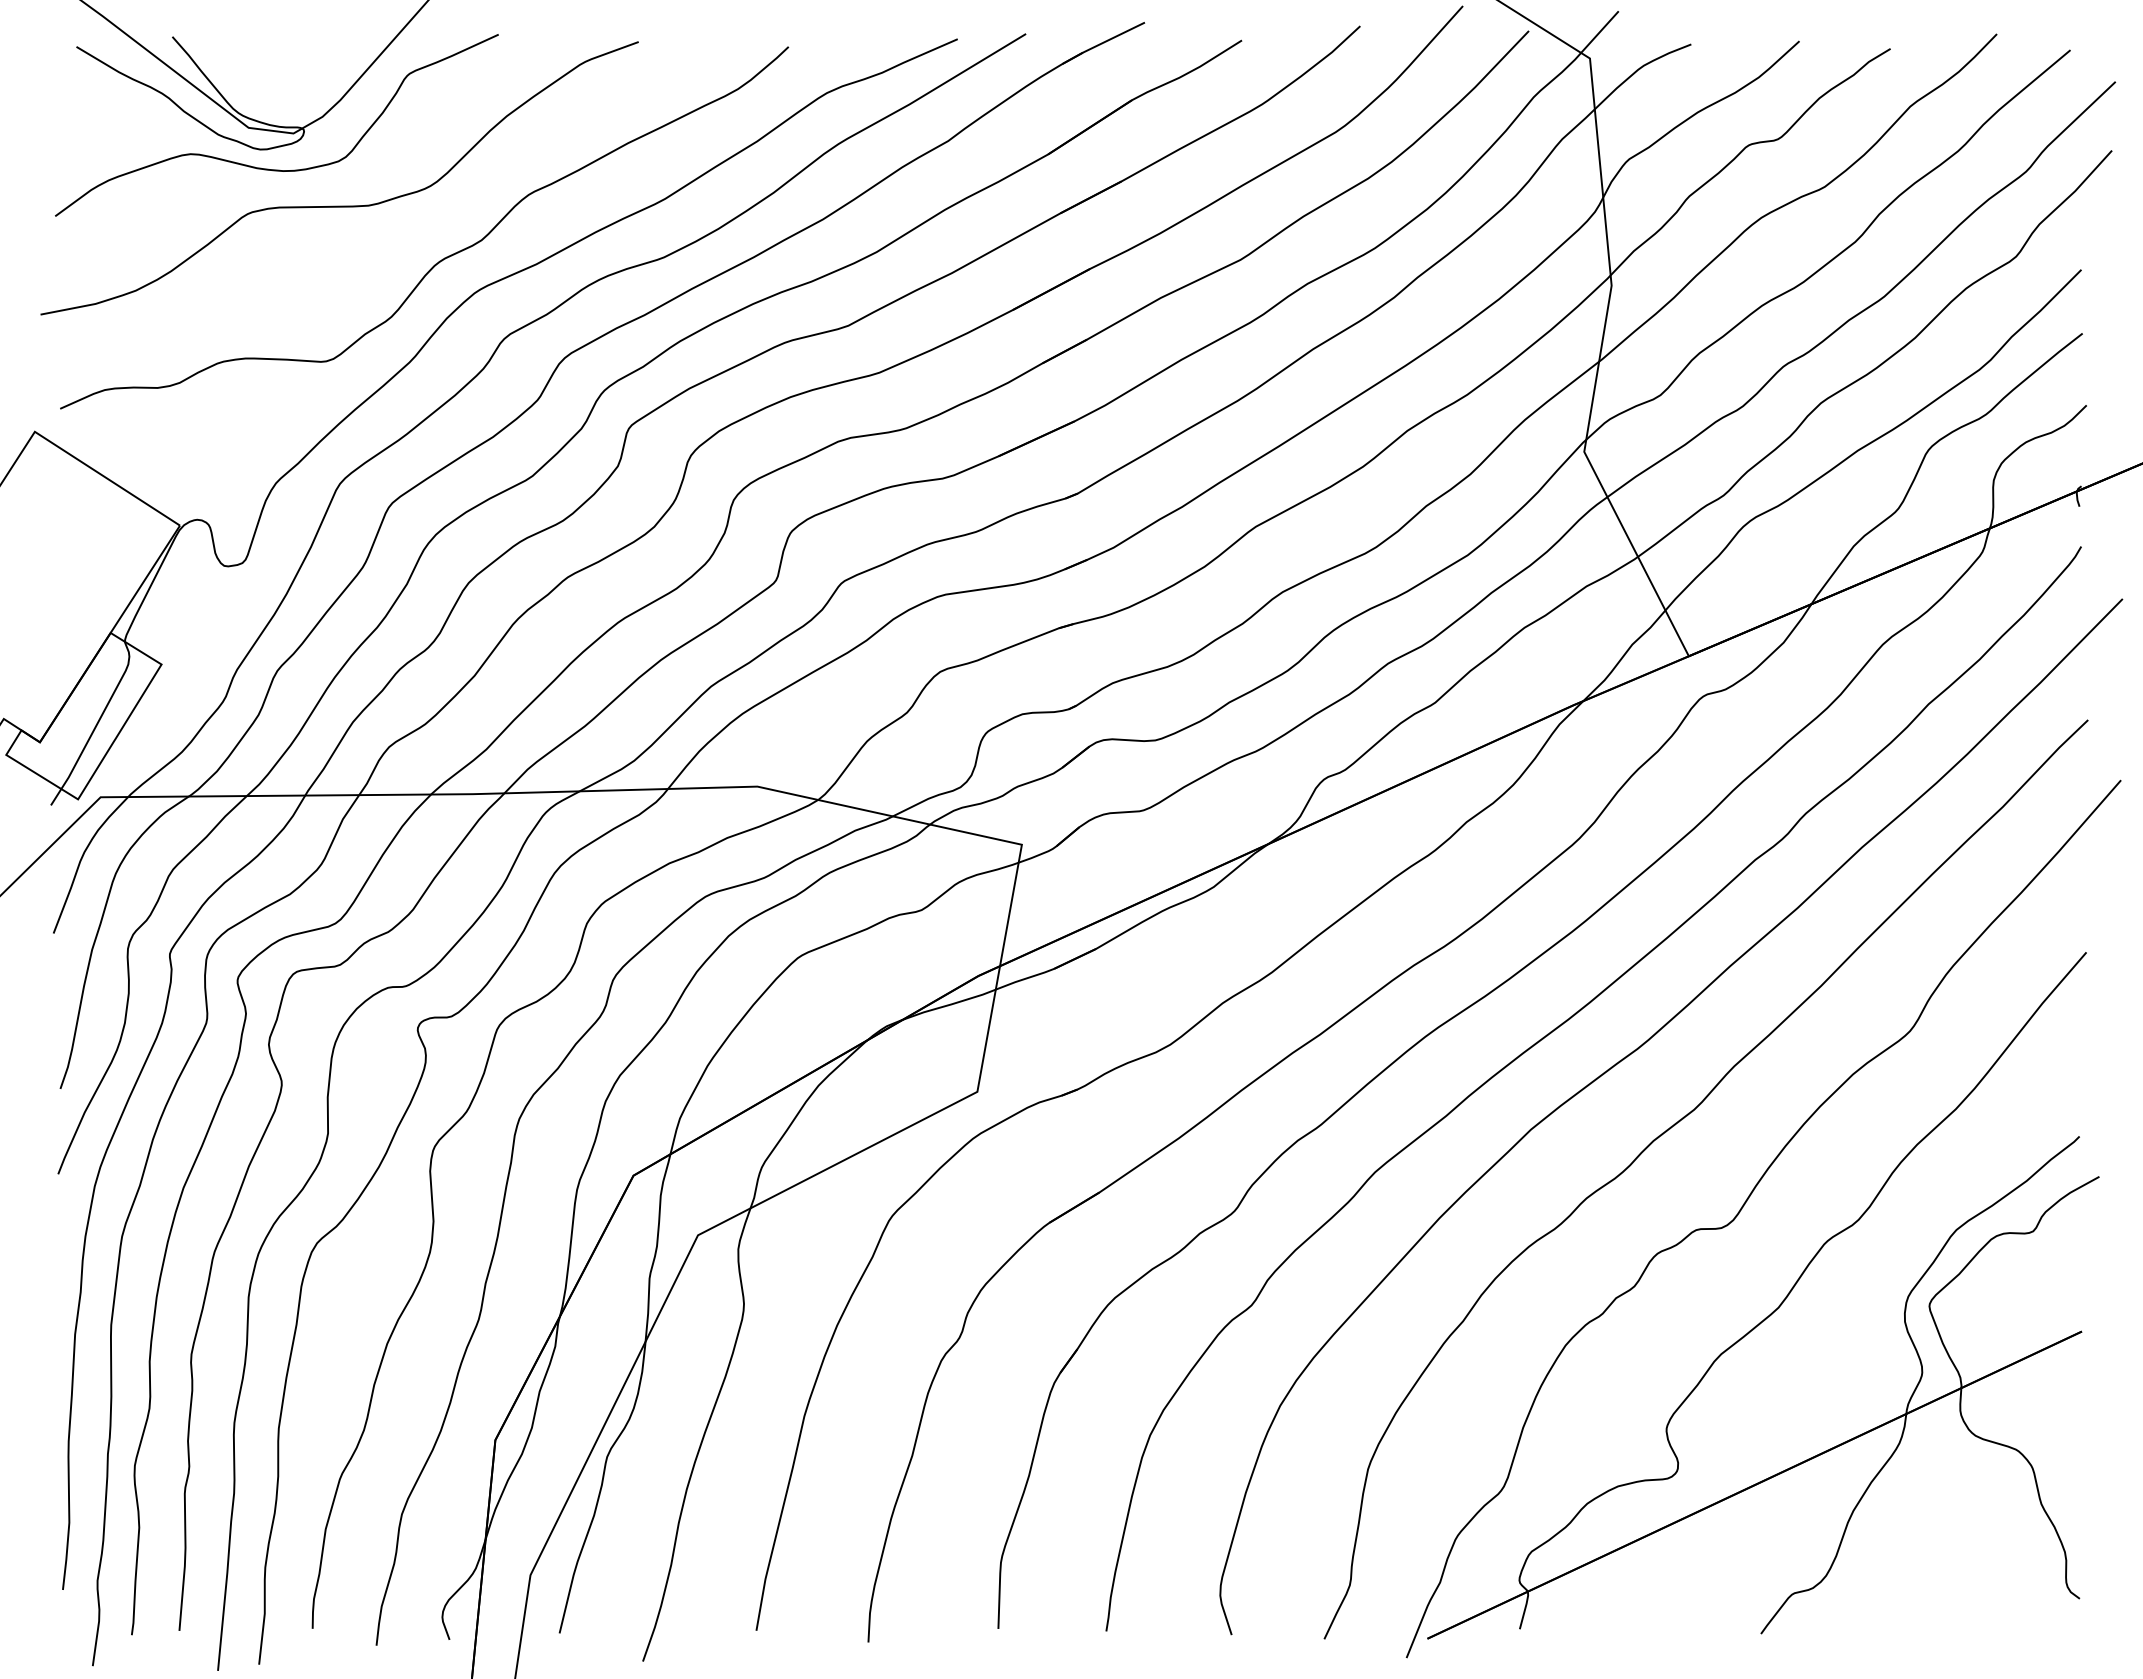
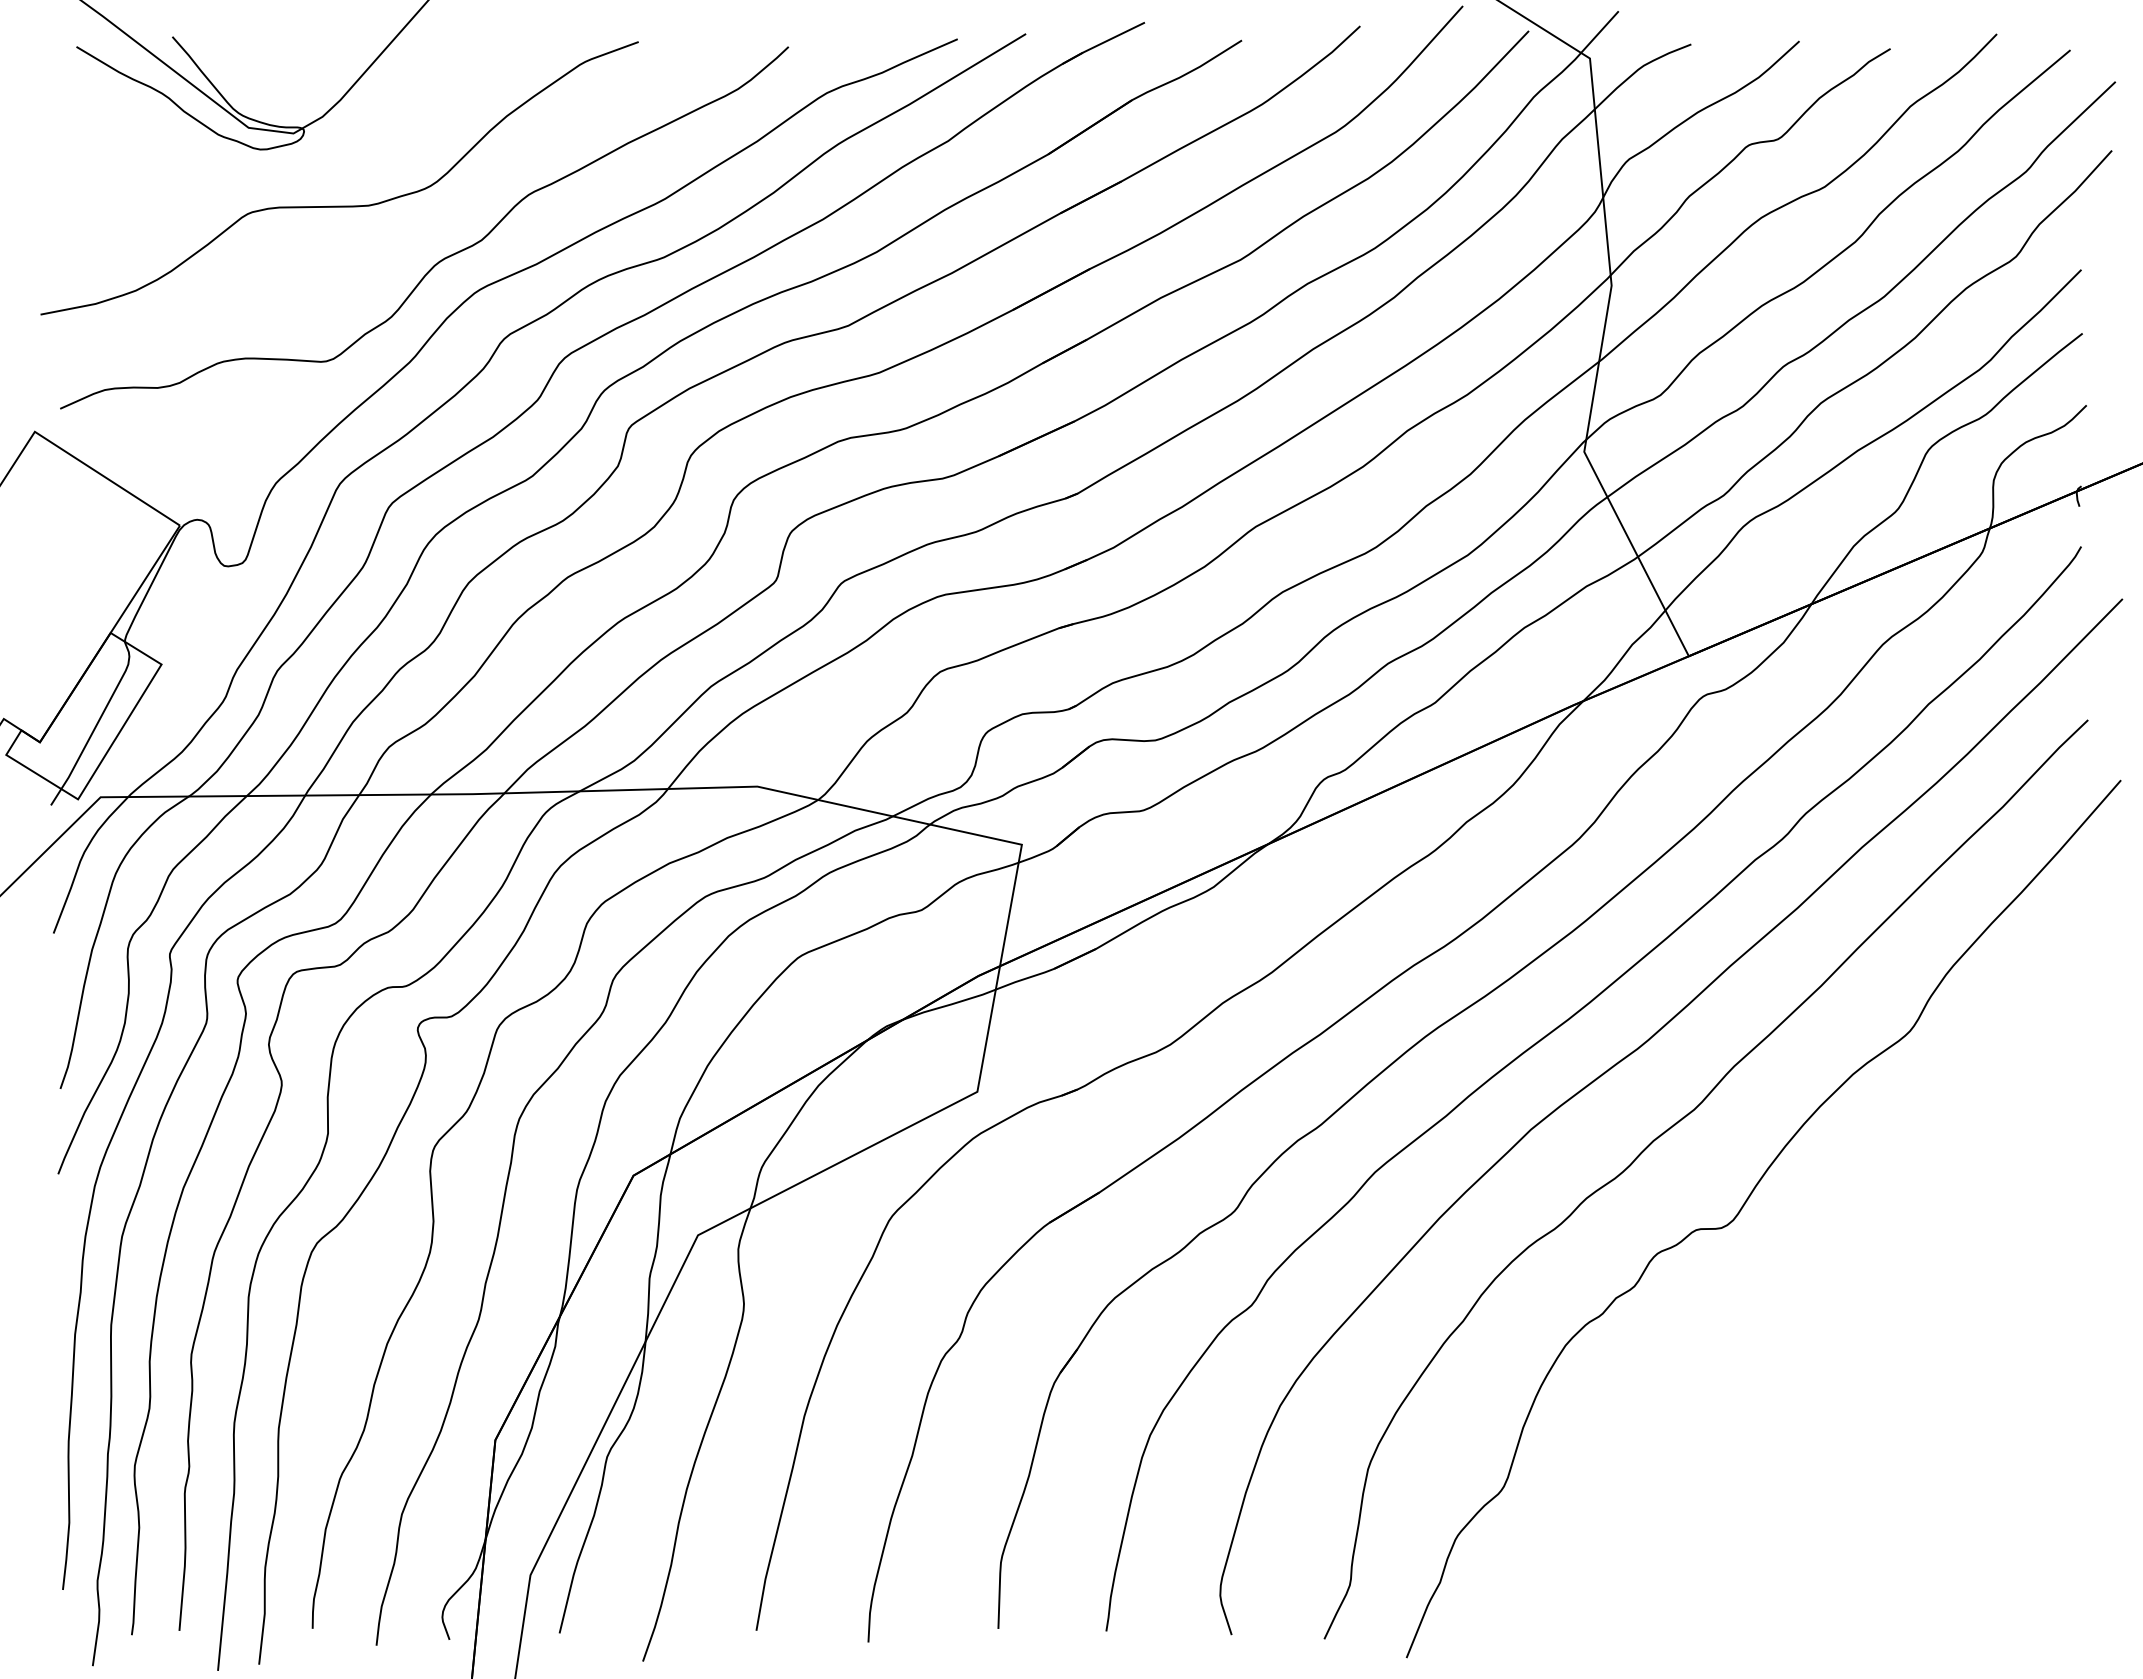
curve: present -> none (268, 168)
part: present -> none (1773, 1310)
